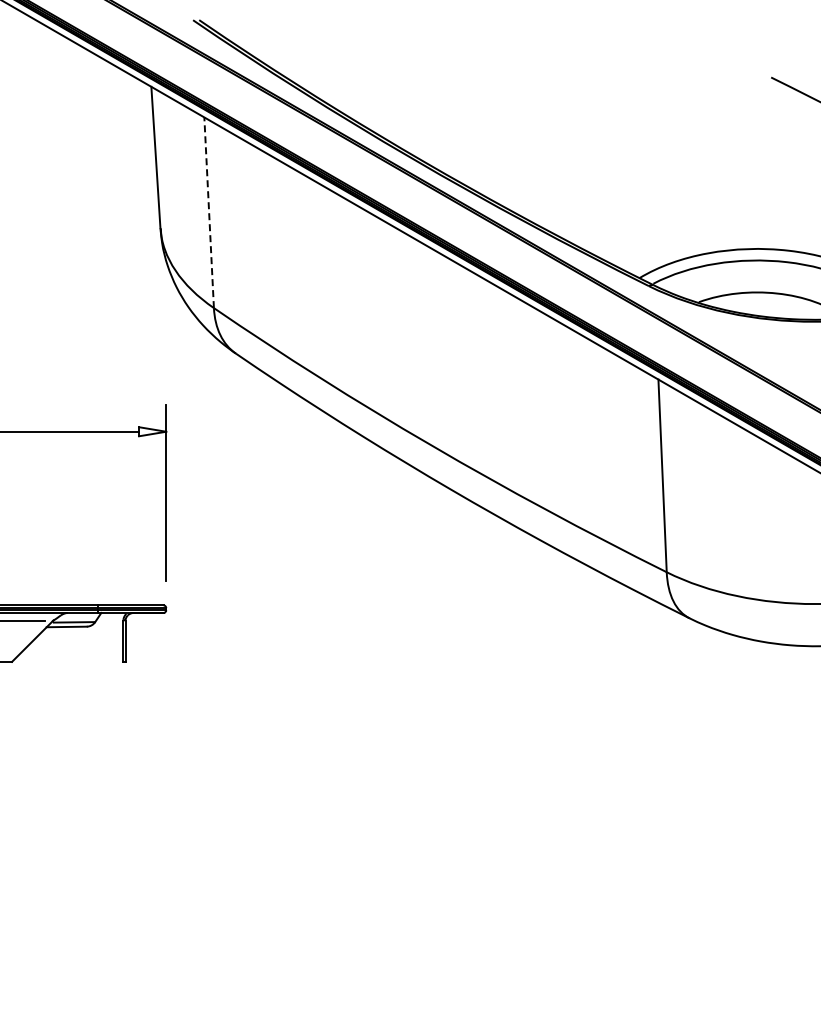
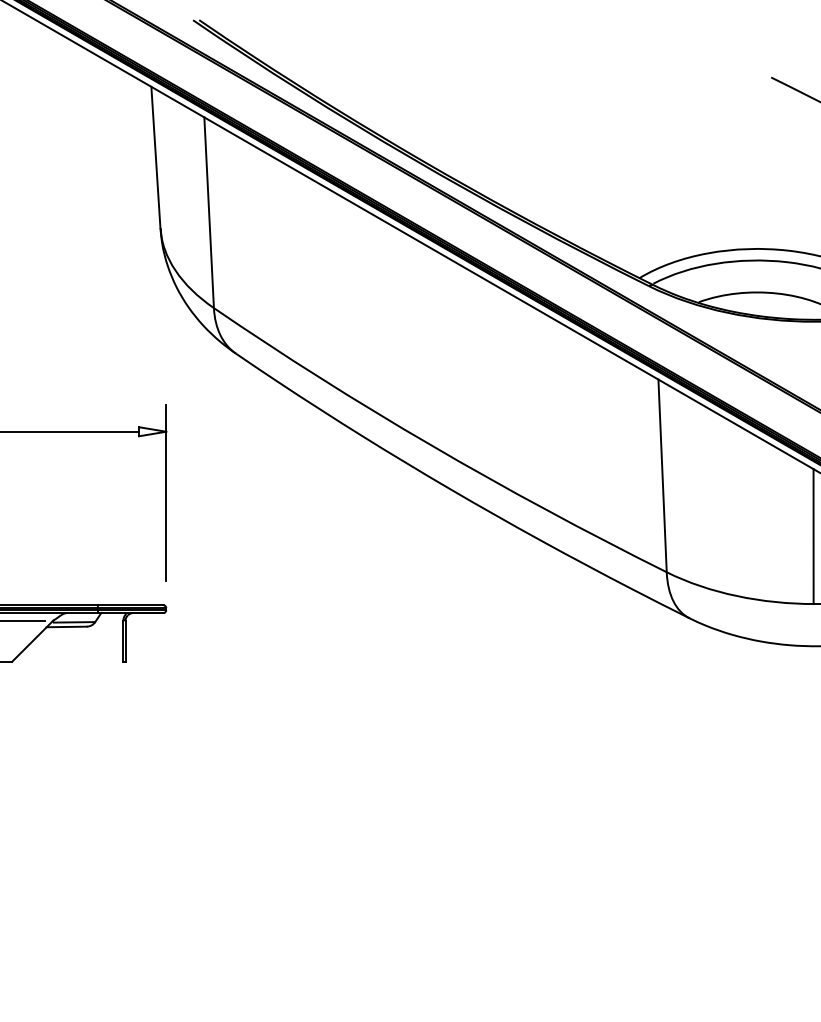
line: dashed -> solid (209, 212)
line: none -> present (813, 536)
